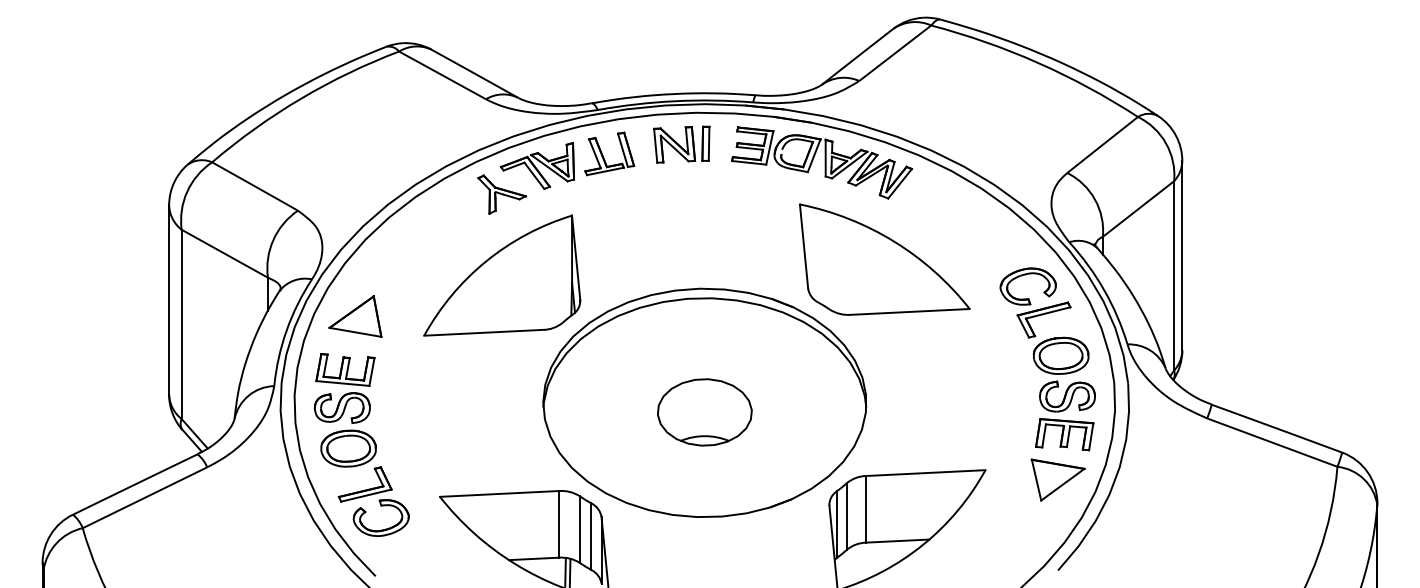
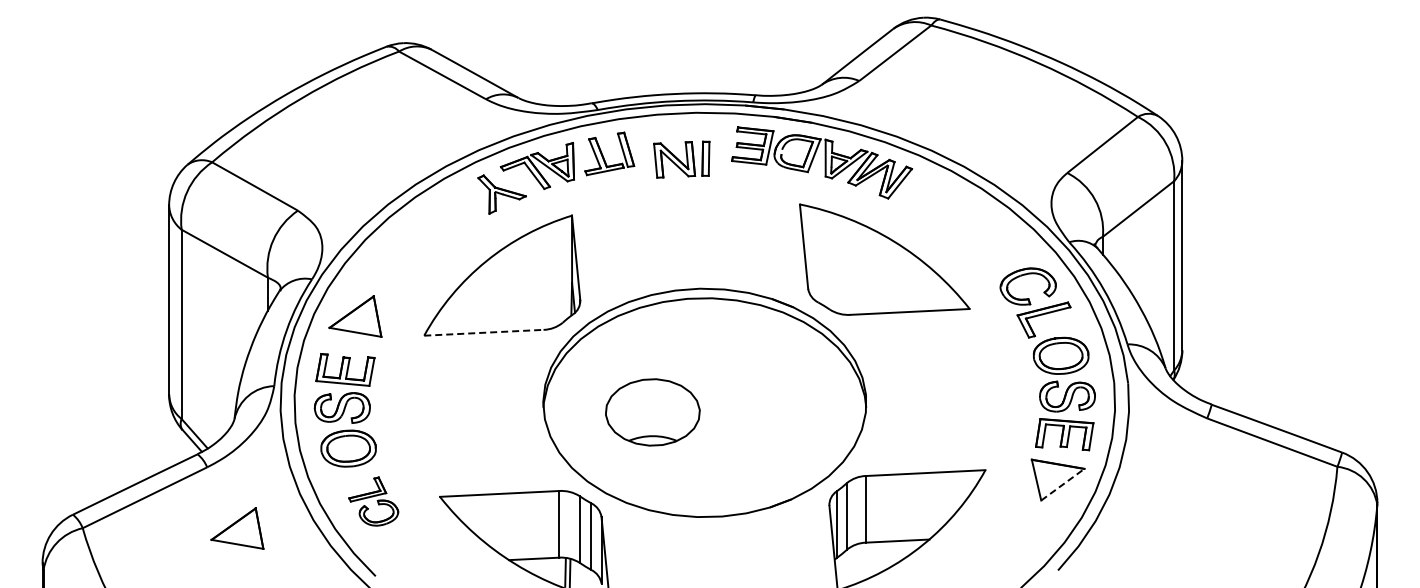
part position: (681, 144) -> (681, 159) (681, 159)
line: solid -> dashed (483, 332)
part position: (704, 412) -> (652, 412) (652, 412)
line: solid -> dashed (1062, 484)
part size: 73x71 px -> 52x51 px (373, 501)
part: none -> present (237, 528)
